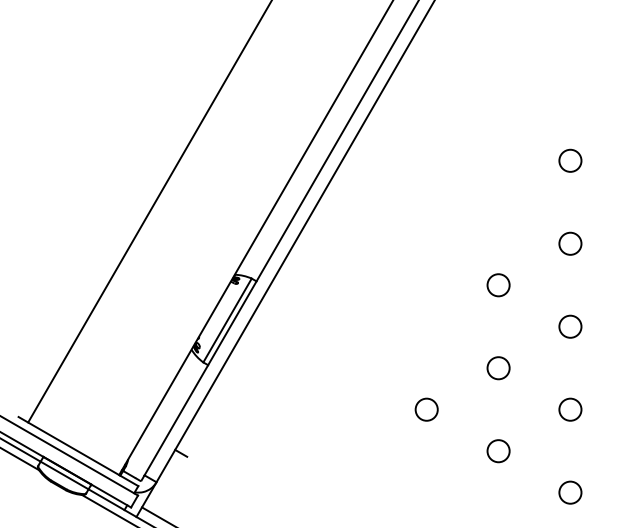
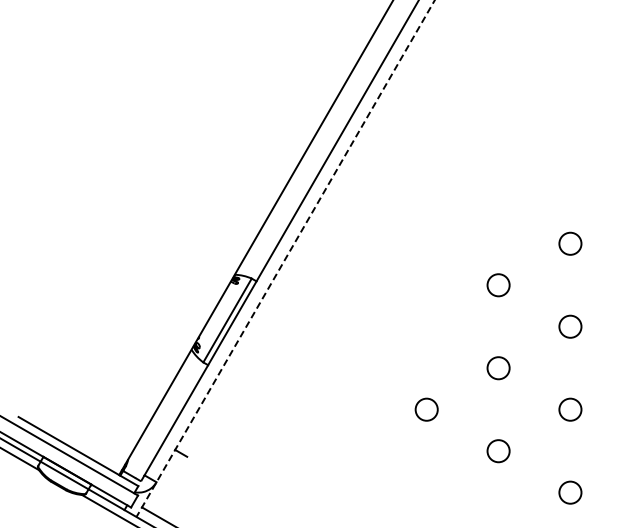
circle: present -> none (570, 160)
line: present -> none (149, 212)
line: solid -> dashed (285, 258)
